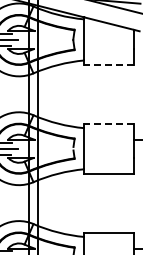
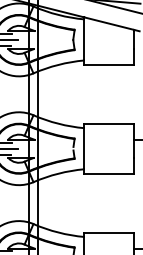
line: dashed -> solid (109, 64)
line: dashed -> solid (109, 123)
